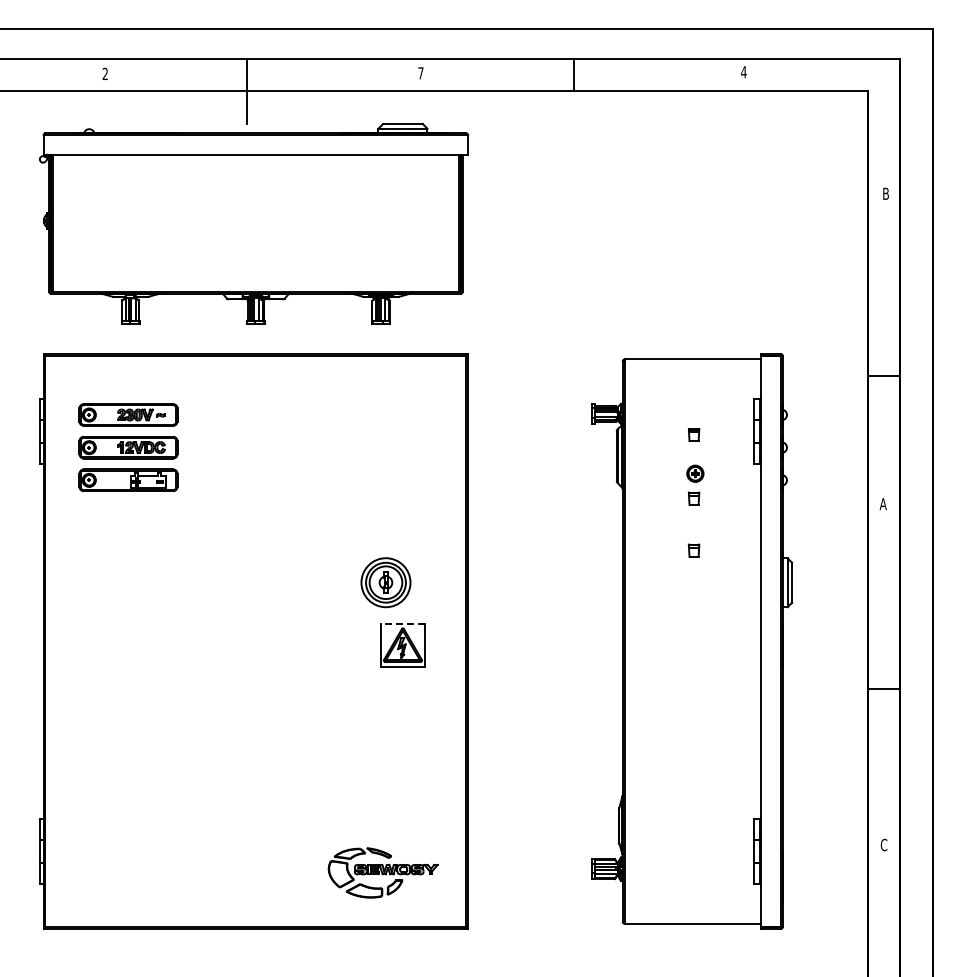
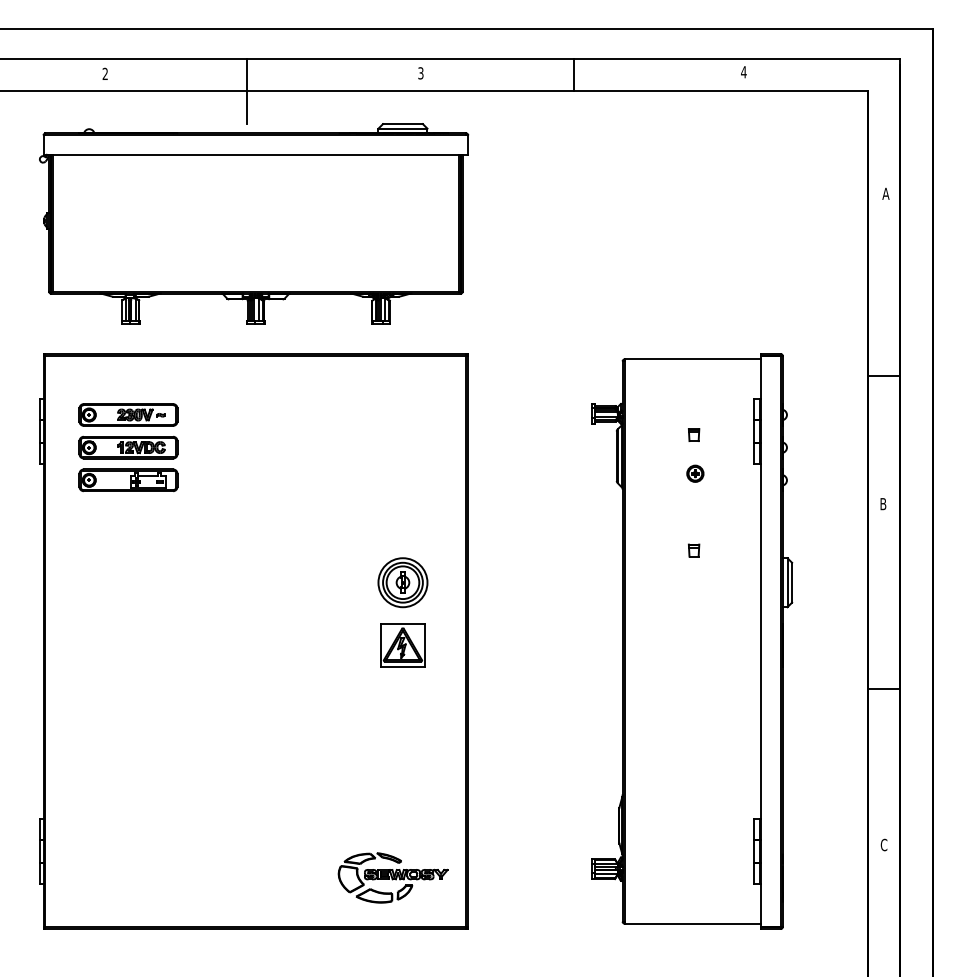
text: 7 -> 3 (420, 73)
text: B -> A (885, 193)
part: present -> none (694, 498)
text: A -> B (882, 504)
part position: (385, 582) -> (402, 582) (402, 582)
line: dashed -> solid (402, 623)
part position: (382, 872) -> (392, 877) (392, 877)
